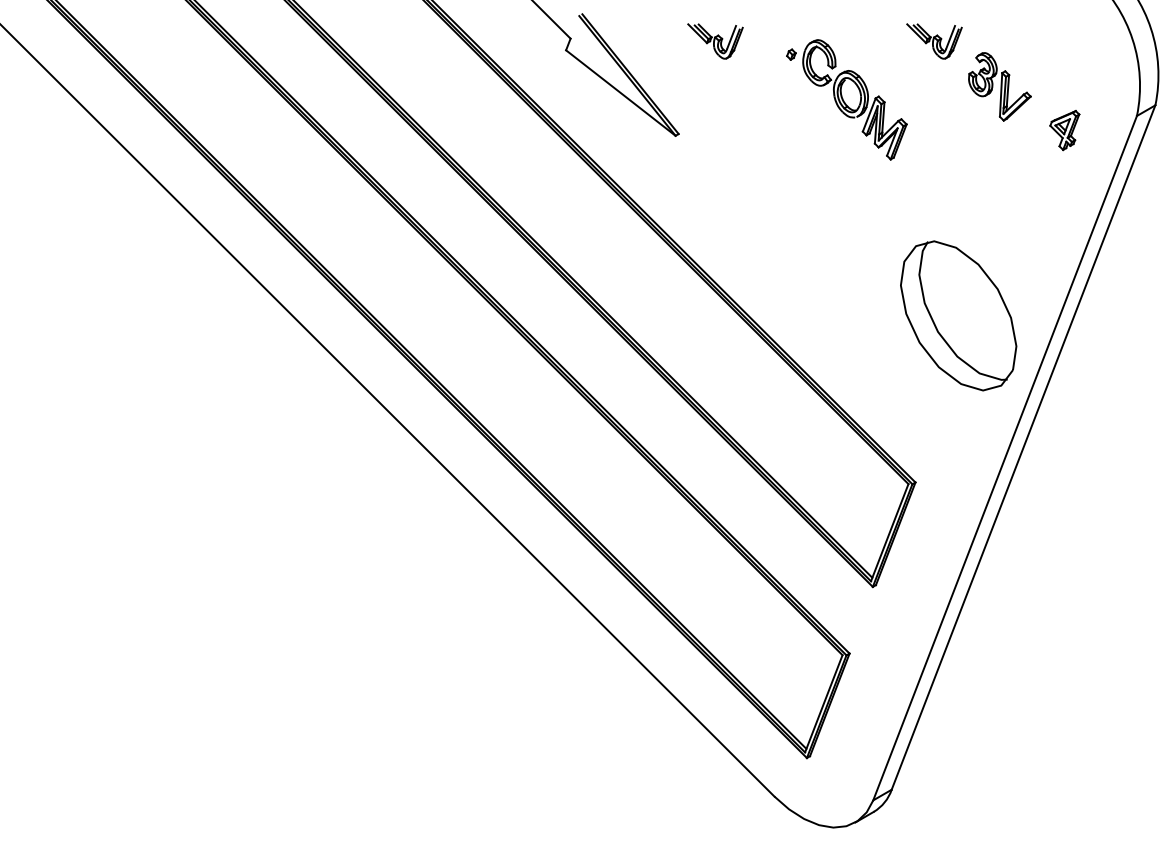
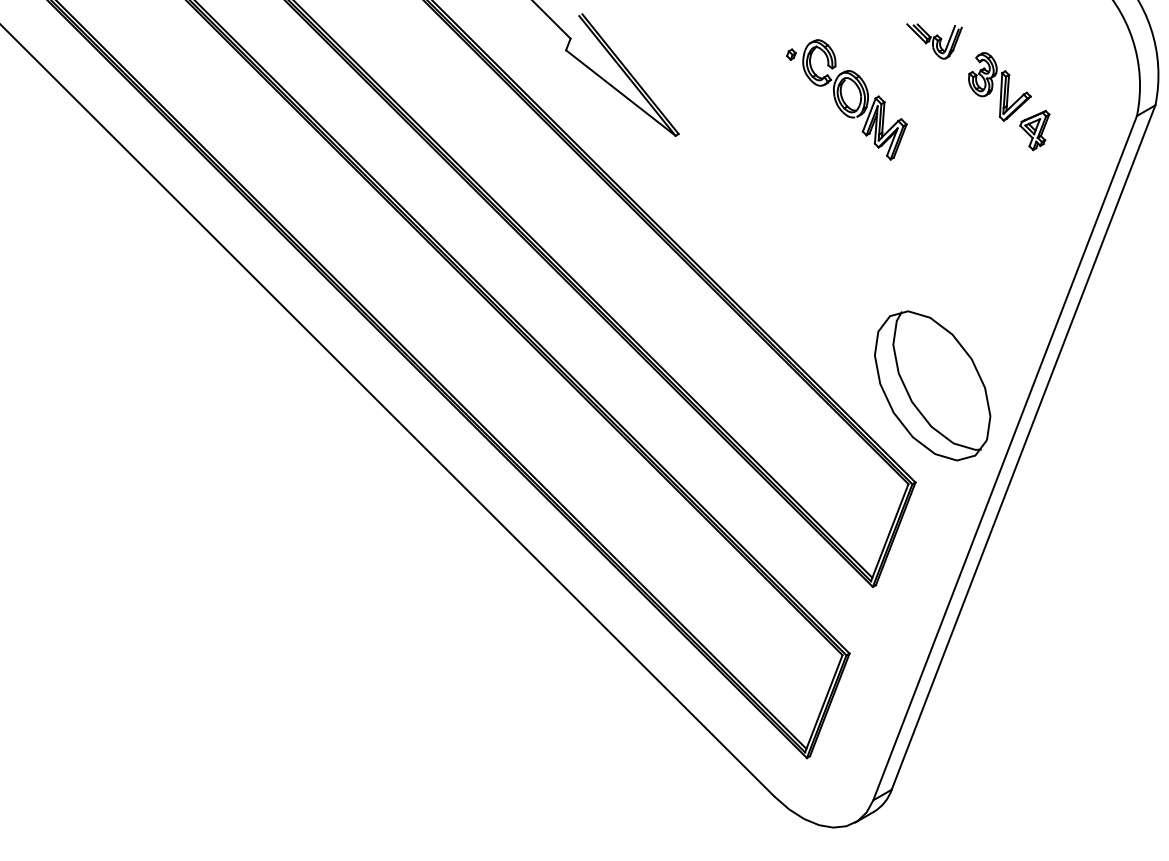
part: present -> none (715, 41)
part position: (1064, 130) -> (1034, 130) (1034, 130)
part position: (958, 315) -> (932, 385) (932, 385)
